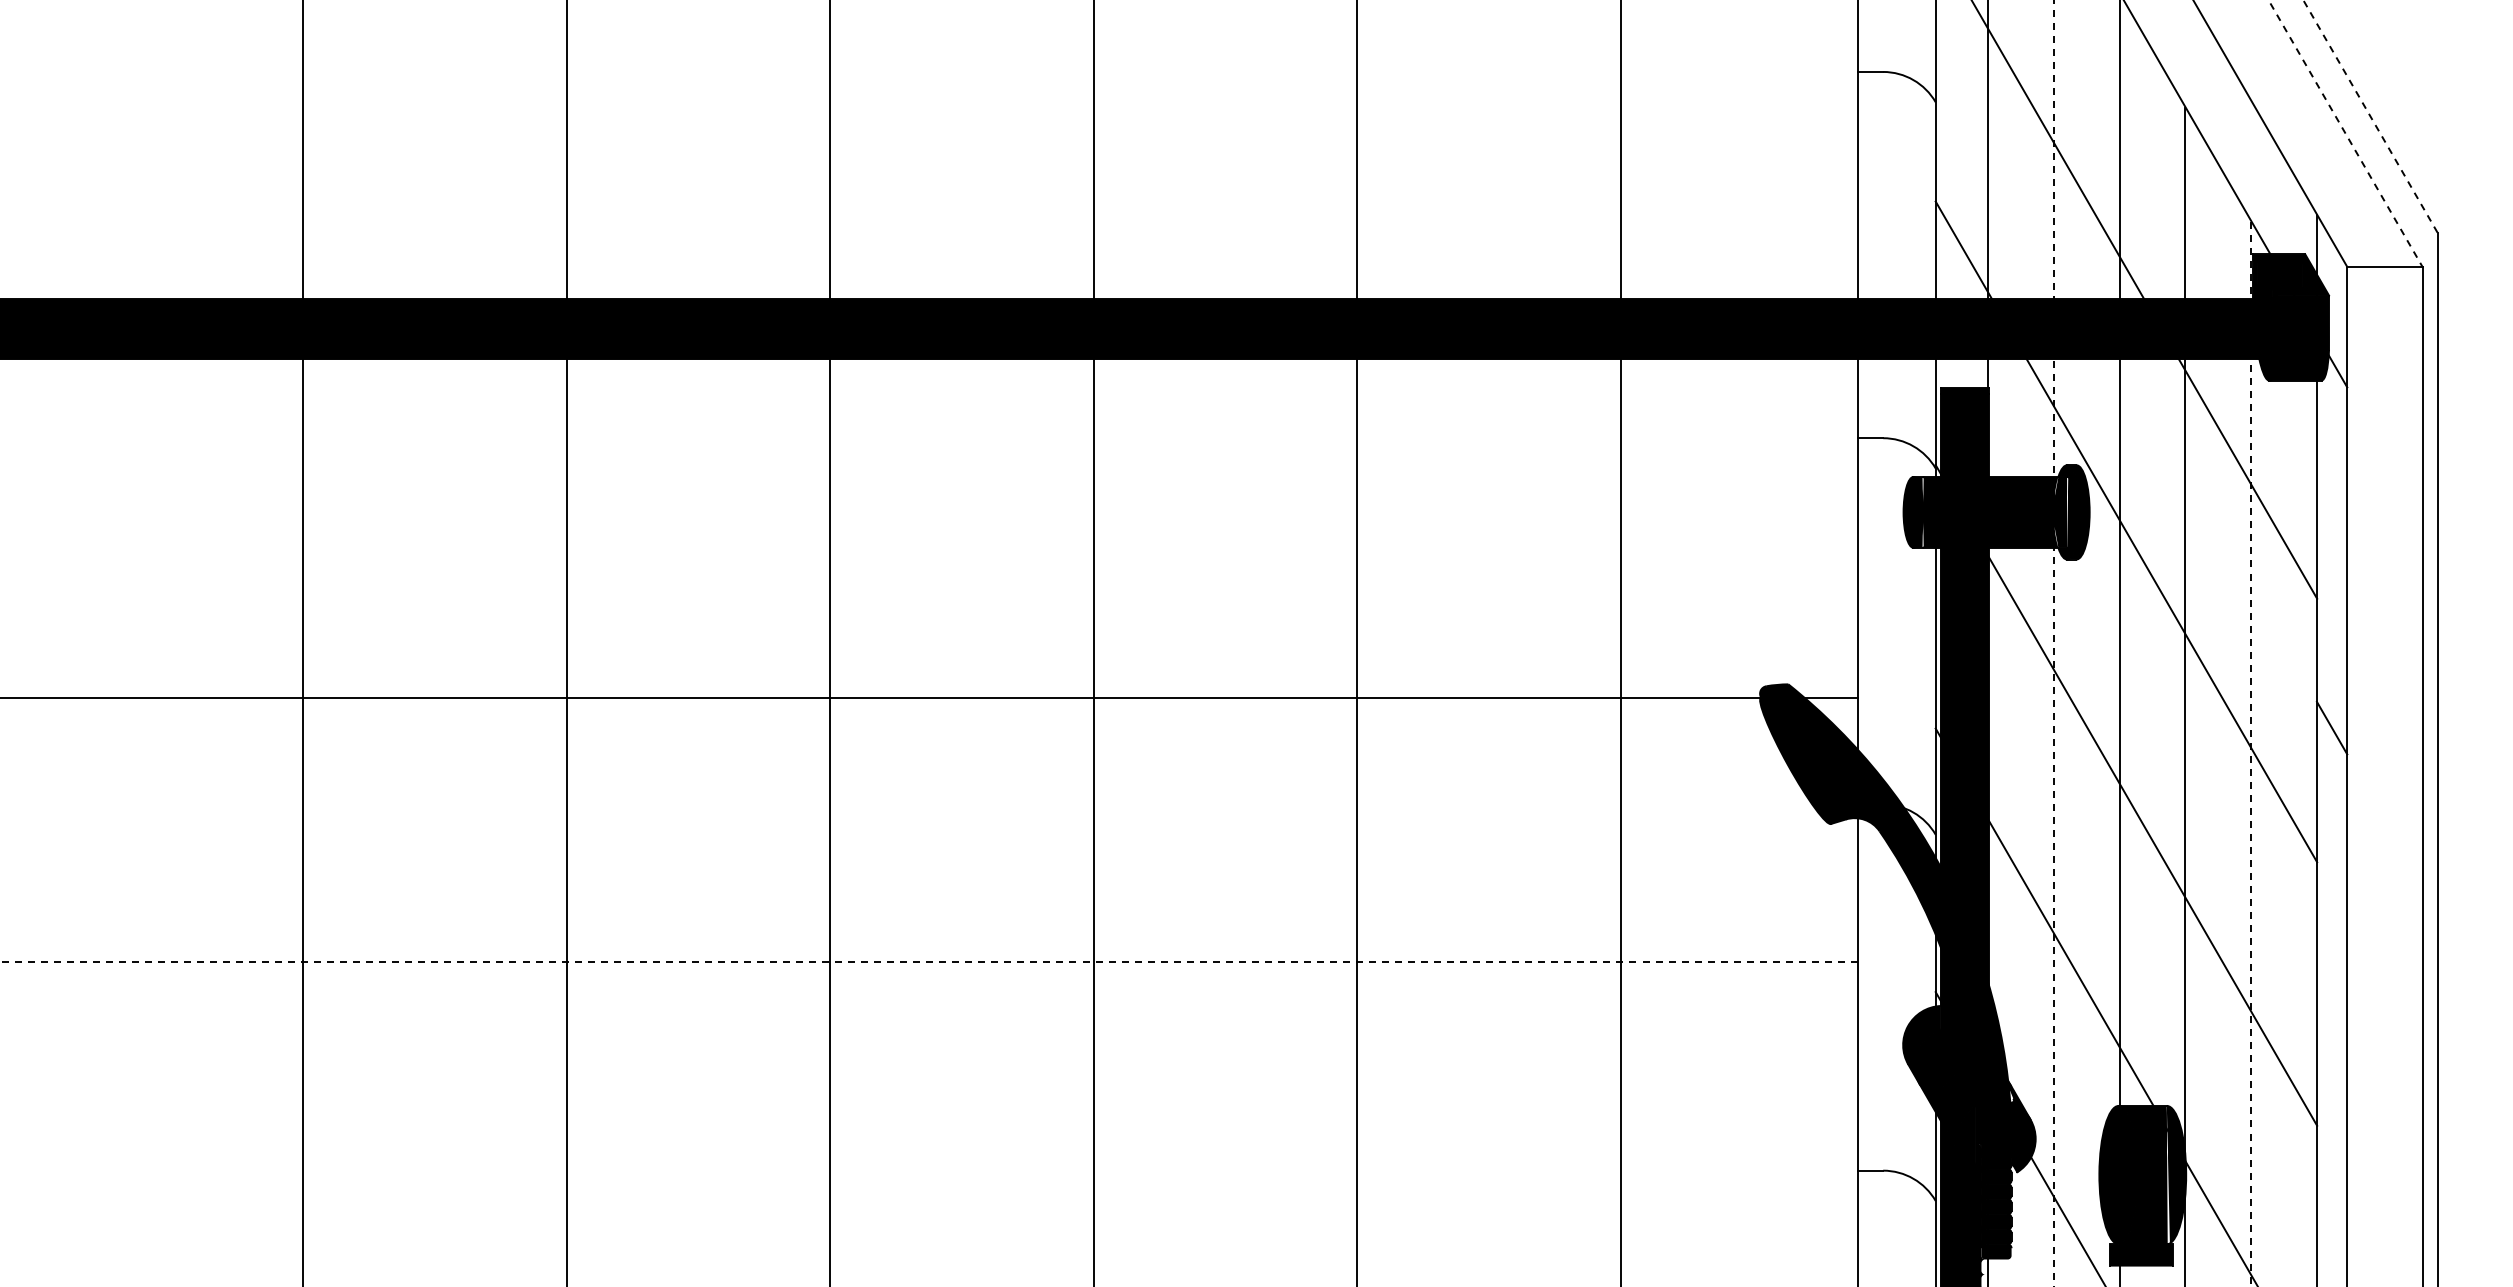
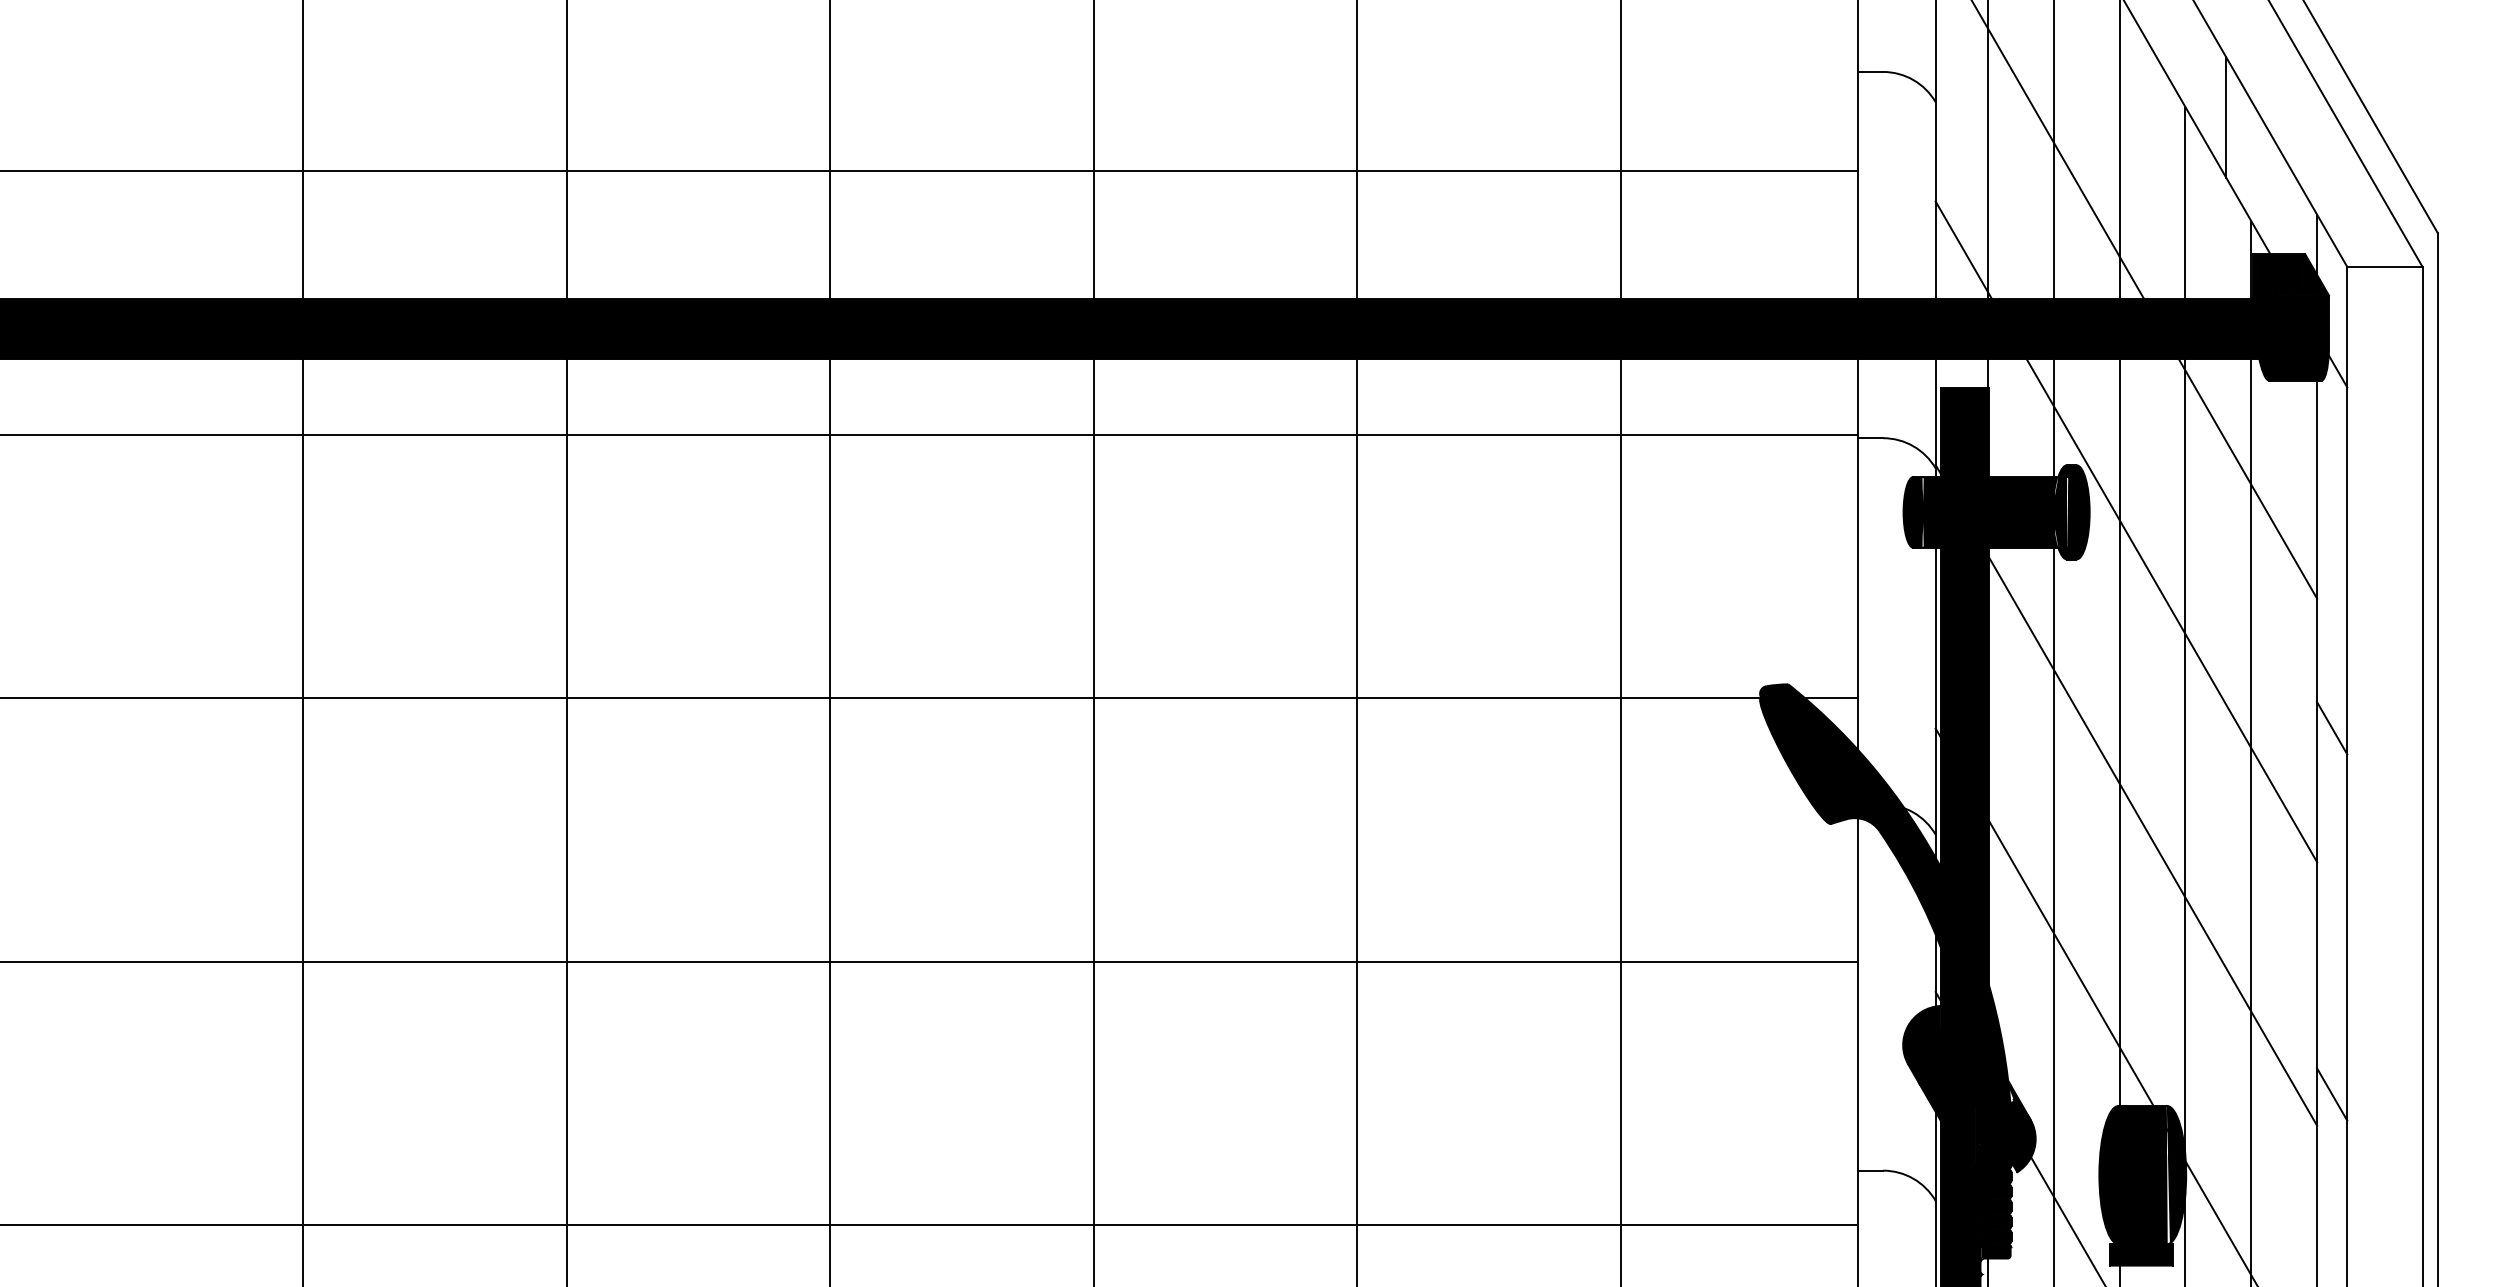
line: dashed -> solid (2370, 116)
line: none -> present (2225, 117)
line: dashed -> solid (2345, 133)
line: none -> present (929, 171)
line: none -> present (929, 434)
line: dashed -> solid (2053, 643)
line: dashed -> solid (2251, 754)
line: dashed -> solid (928, 961)
line: none -> present (2331, 1094)
line: none -> present (929, 1225)
